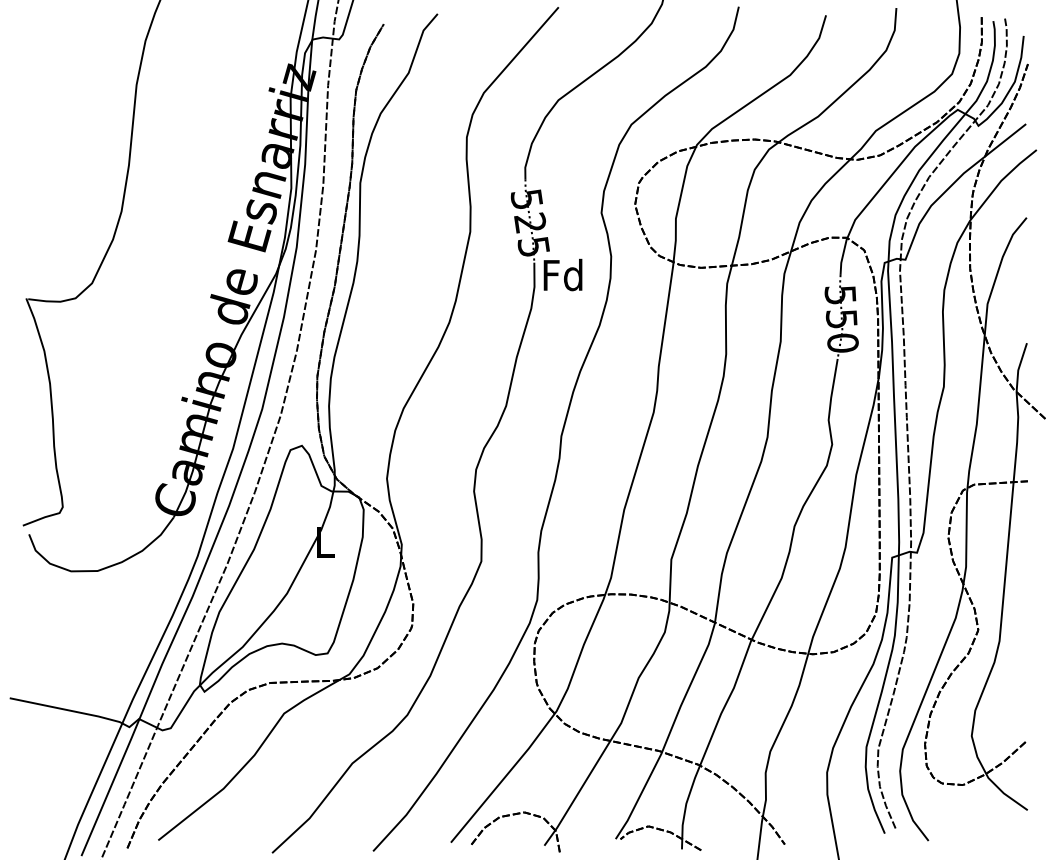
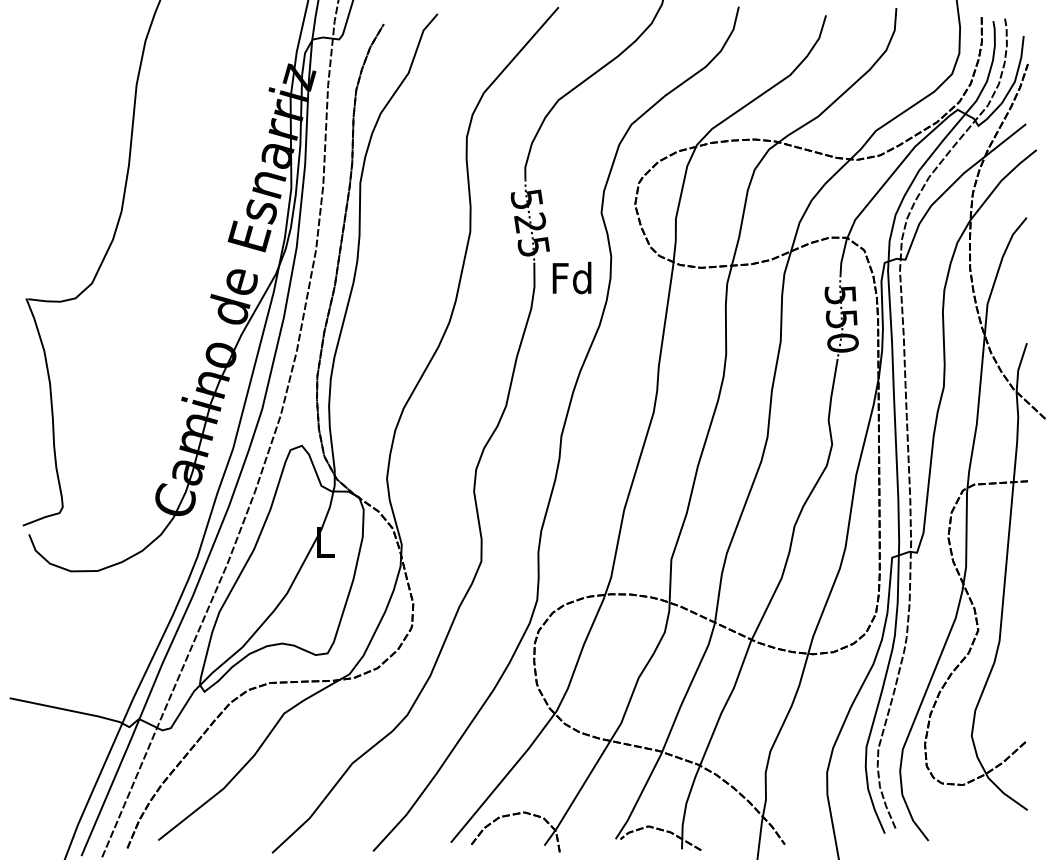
text position: (562, 274) -> (571, 277) (571, 277)
